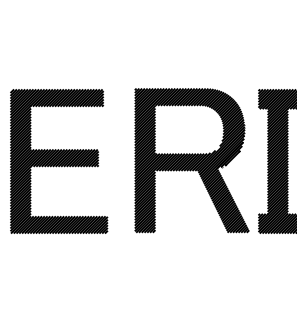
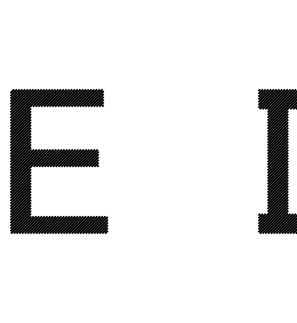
part: present -> none (191, 160)
